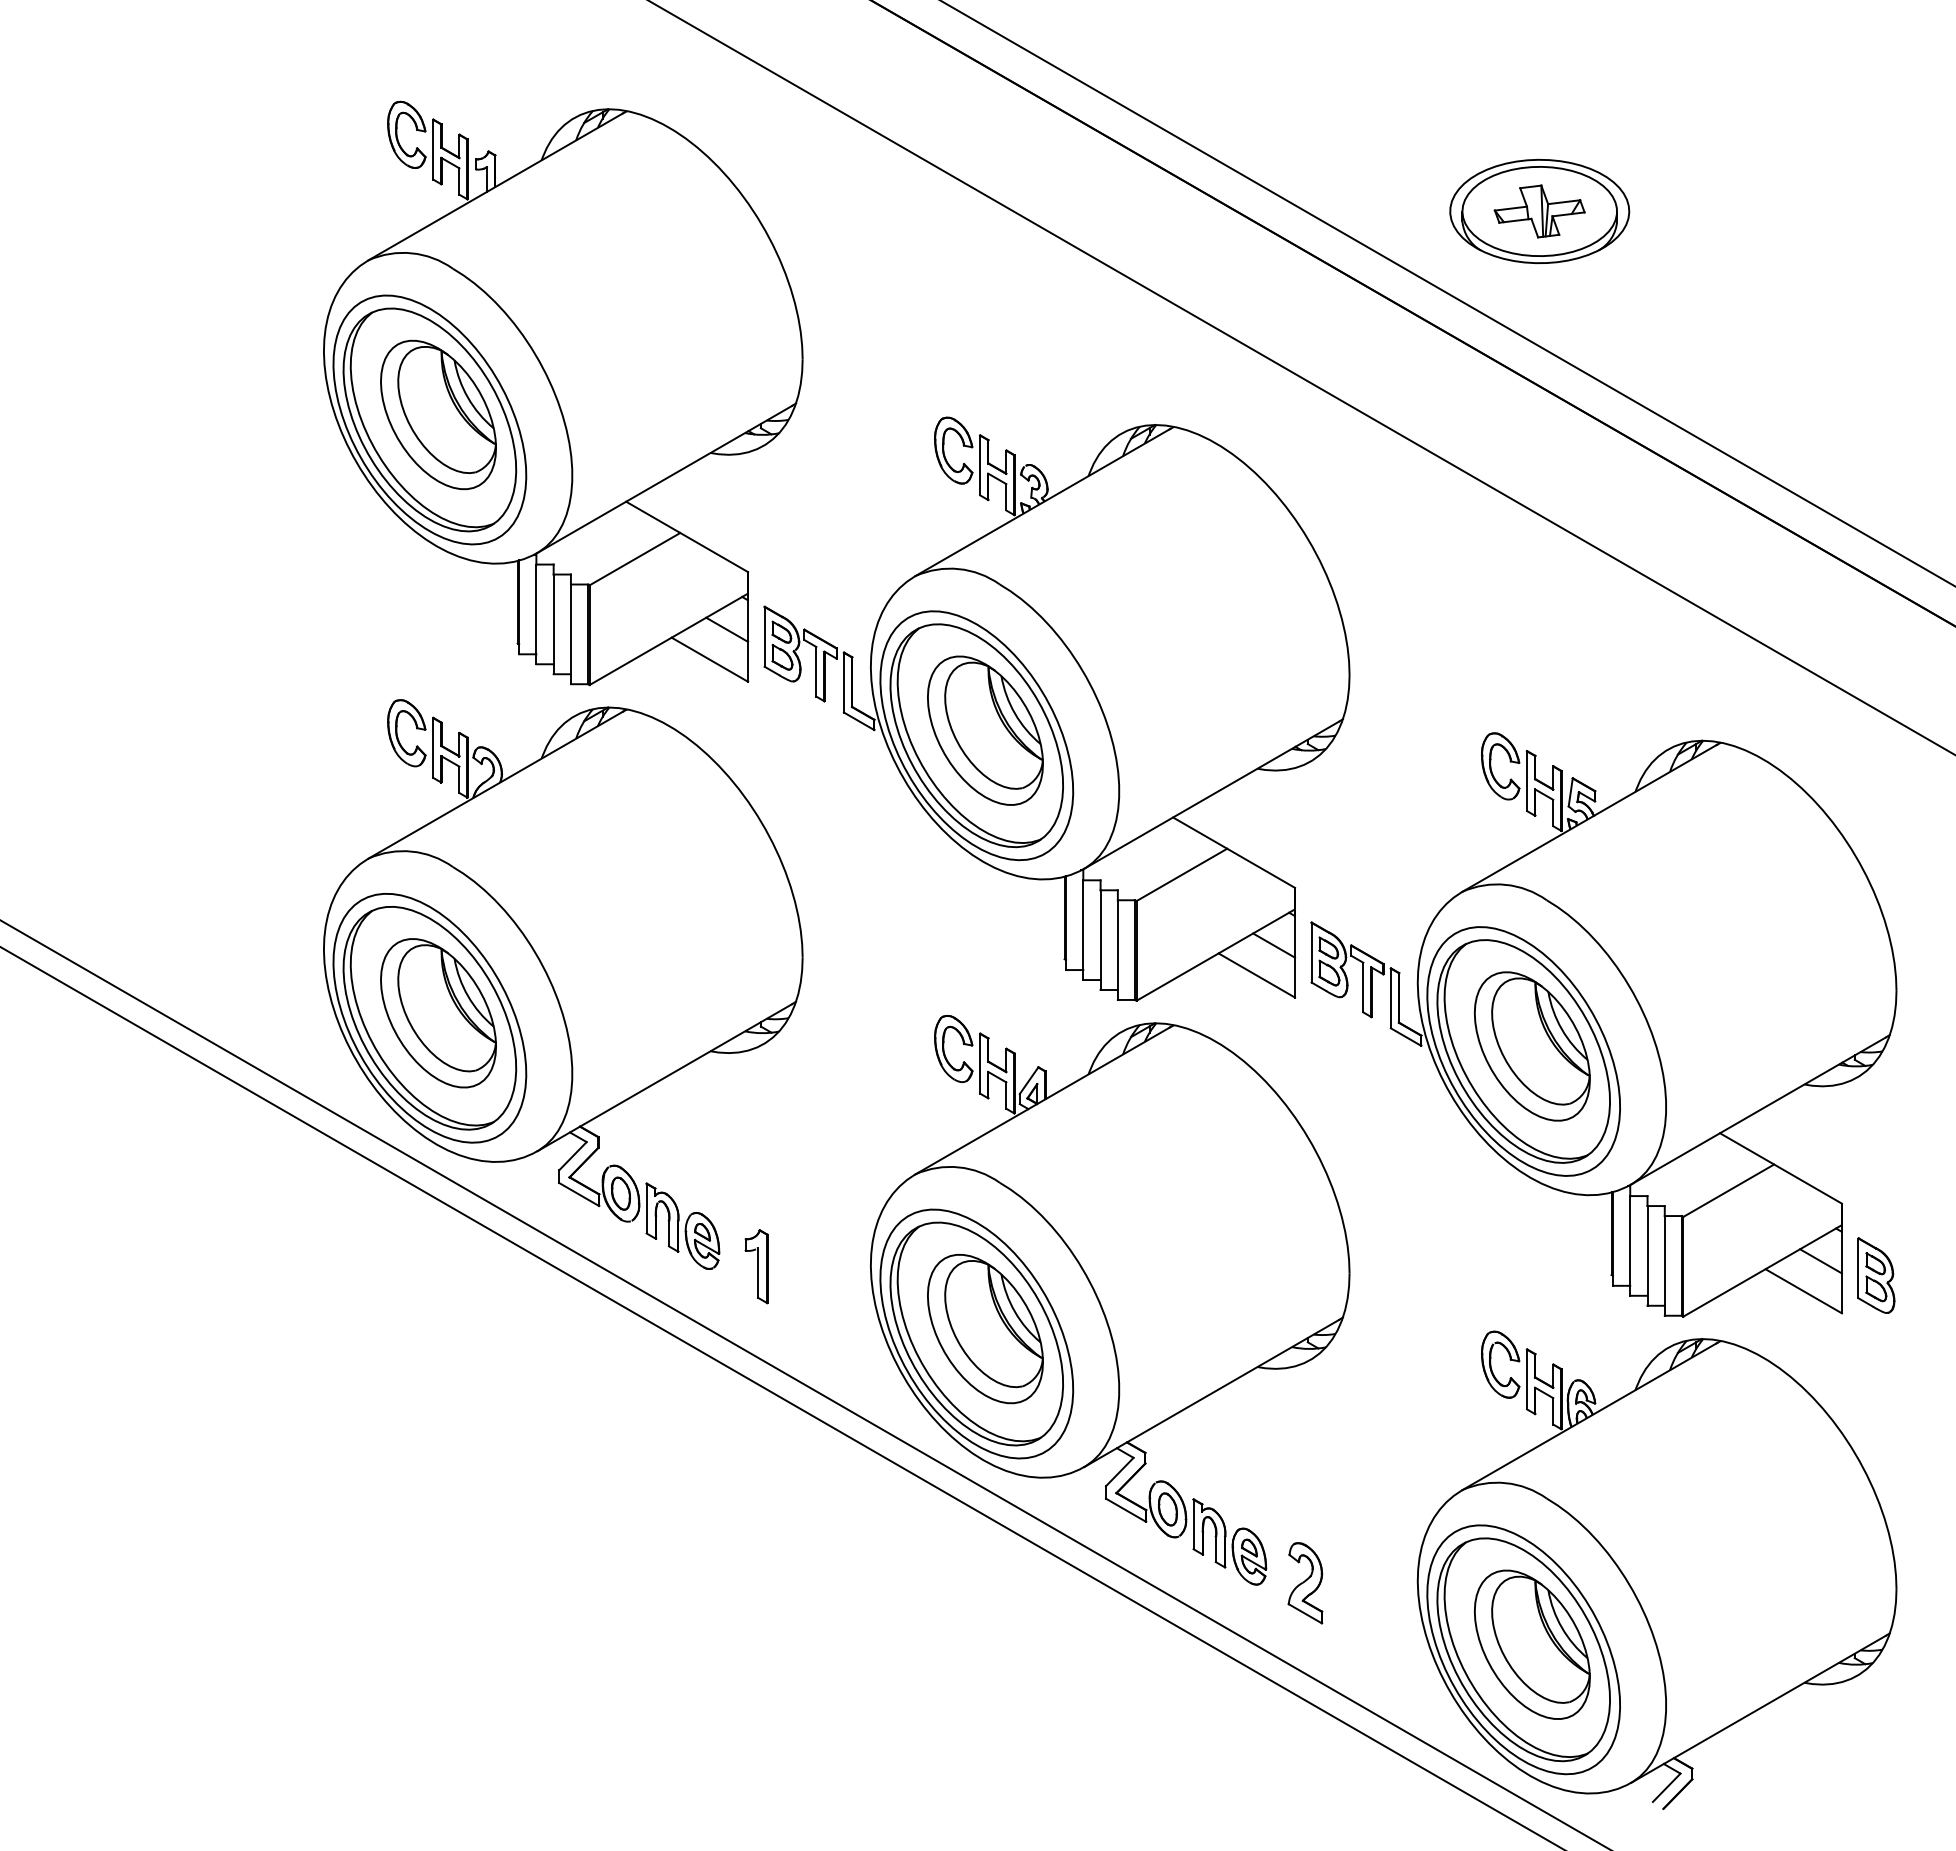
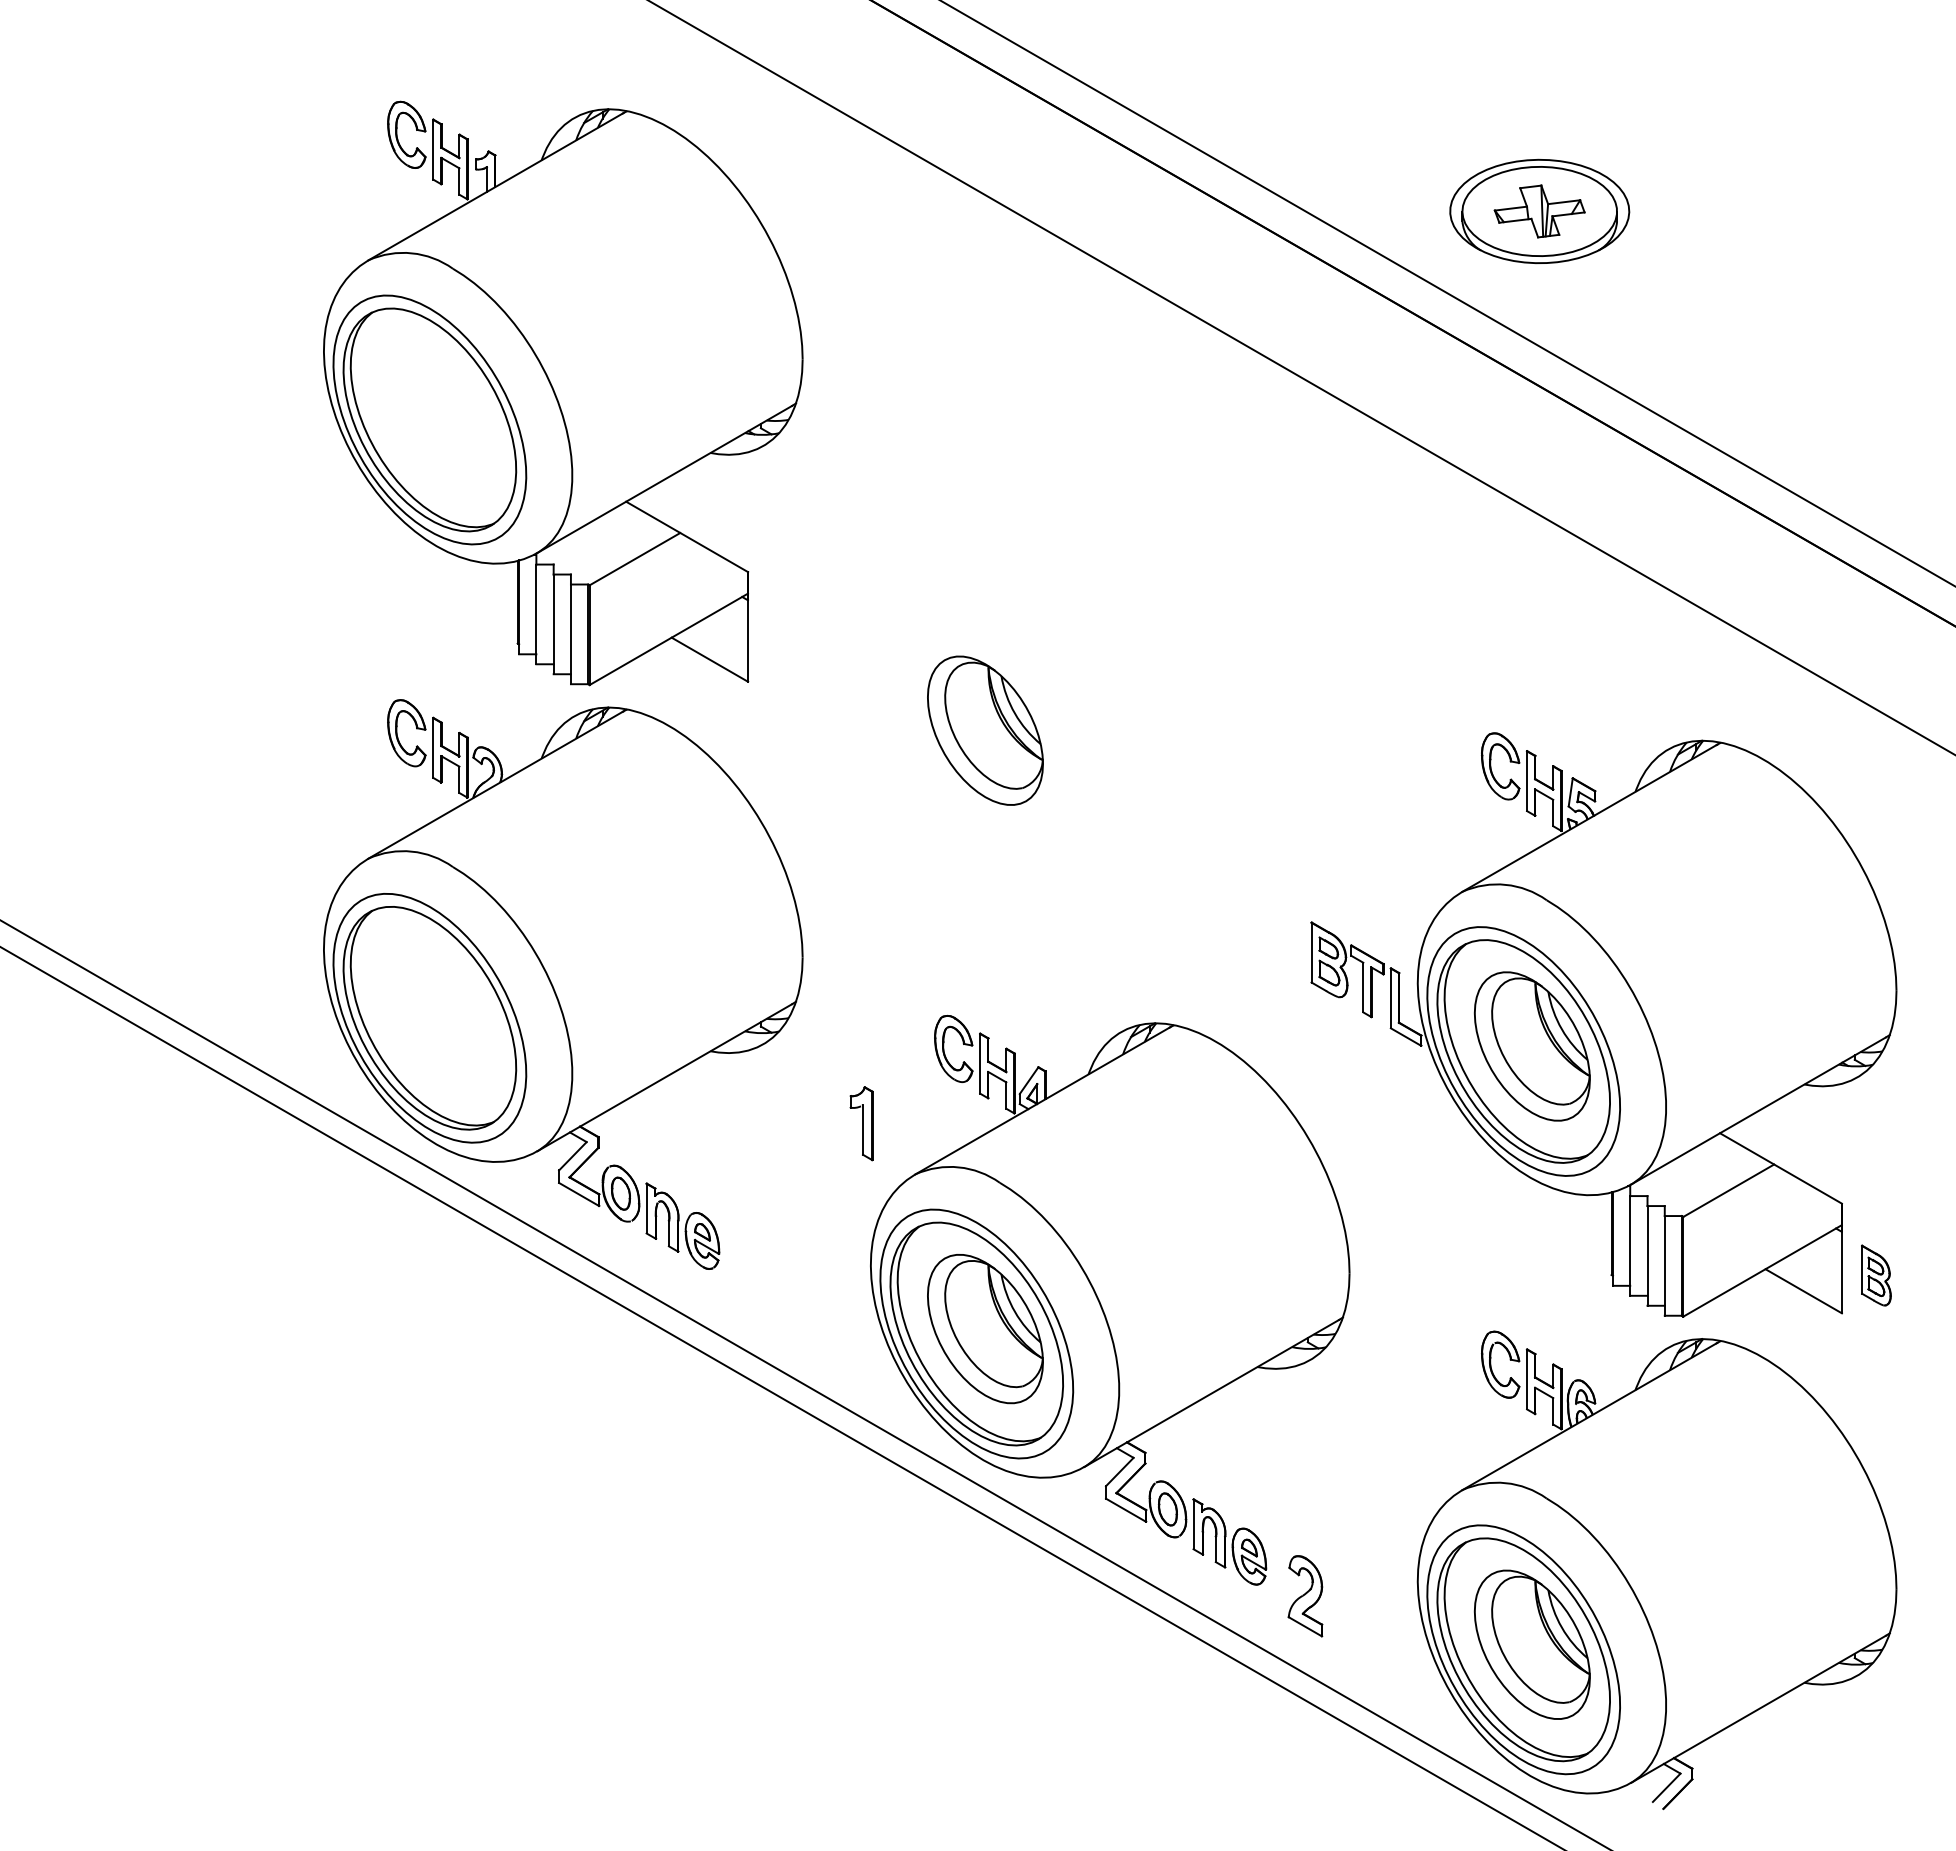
part: present -> none (438, 414)
line: present -> none (727, 629)
part: present -> none (1056, 708)
part: present -> none (438, 1013)
line: present -> none (1820, 1261)
part position: (756, 1266) -> (861, 1123) (861, 1123)
part size: 39x77 px -> 31x63 px (1876, 1275)
part position: (1305, 1583) -> (1305, 1596) (1305, 1596)
